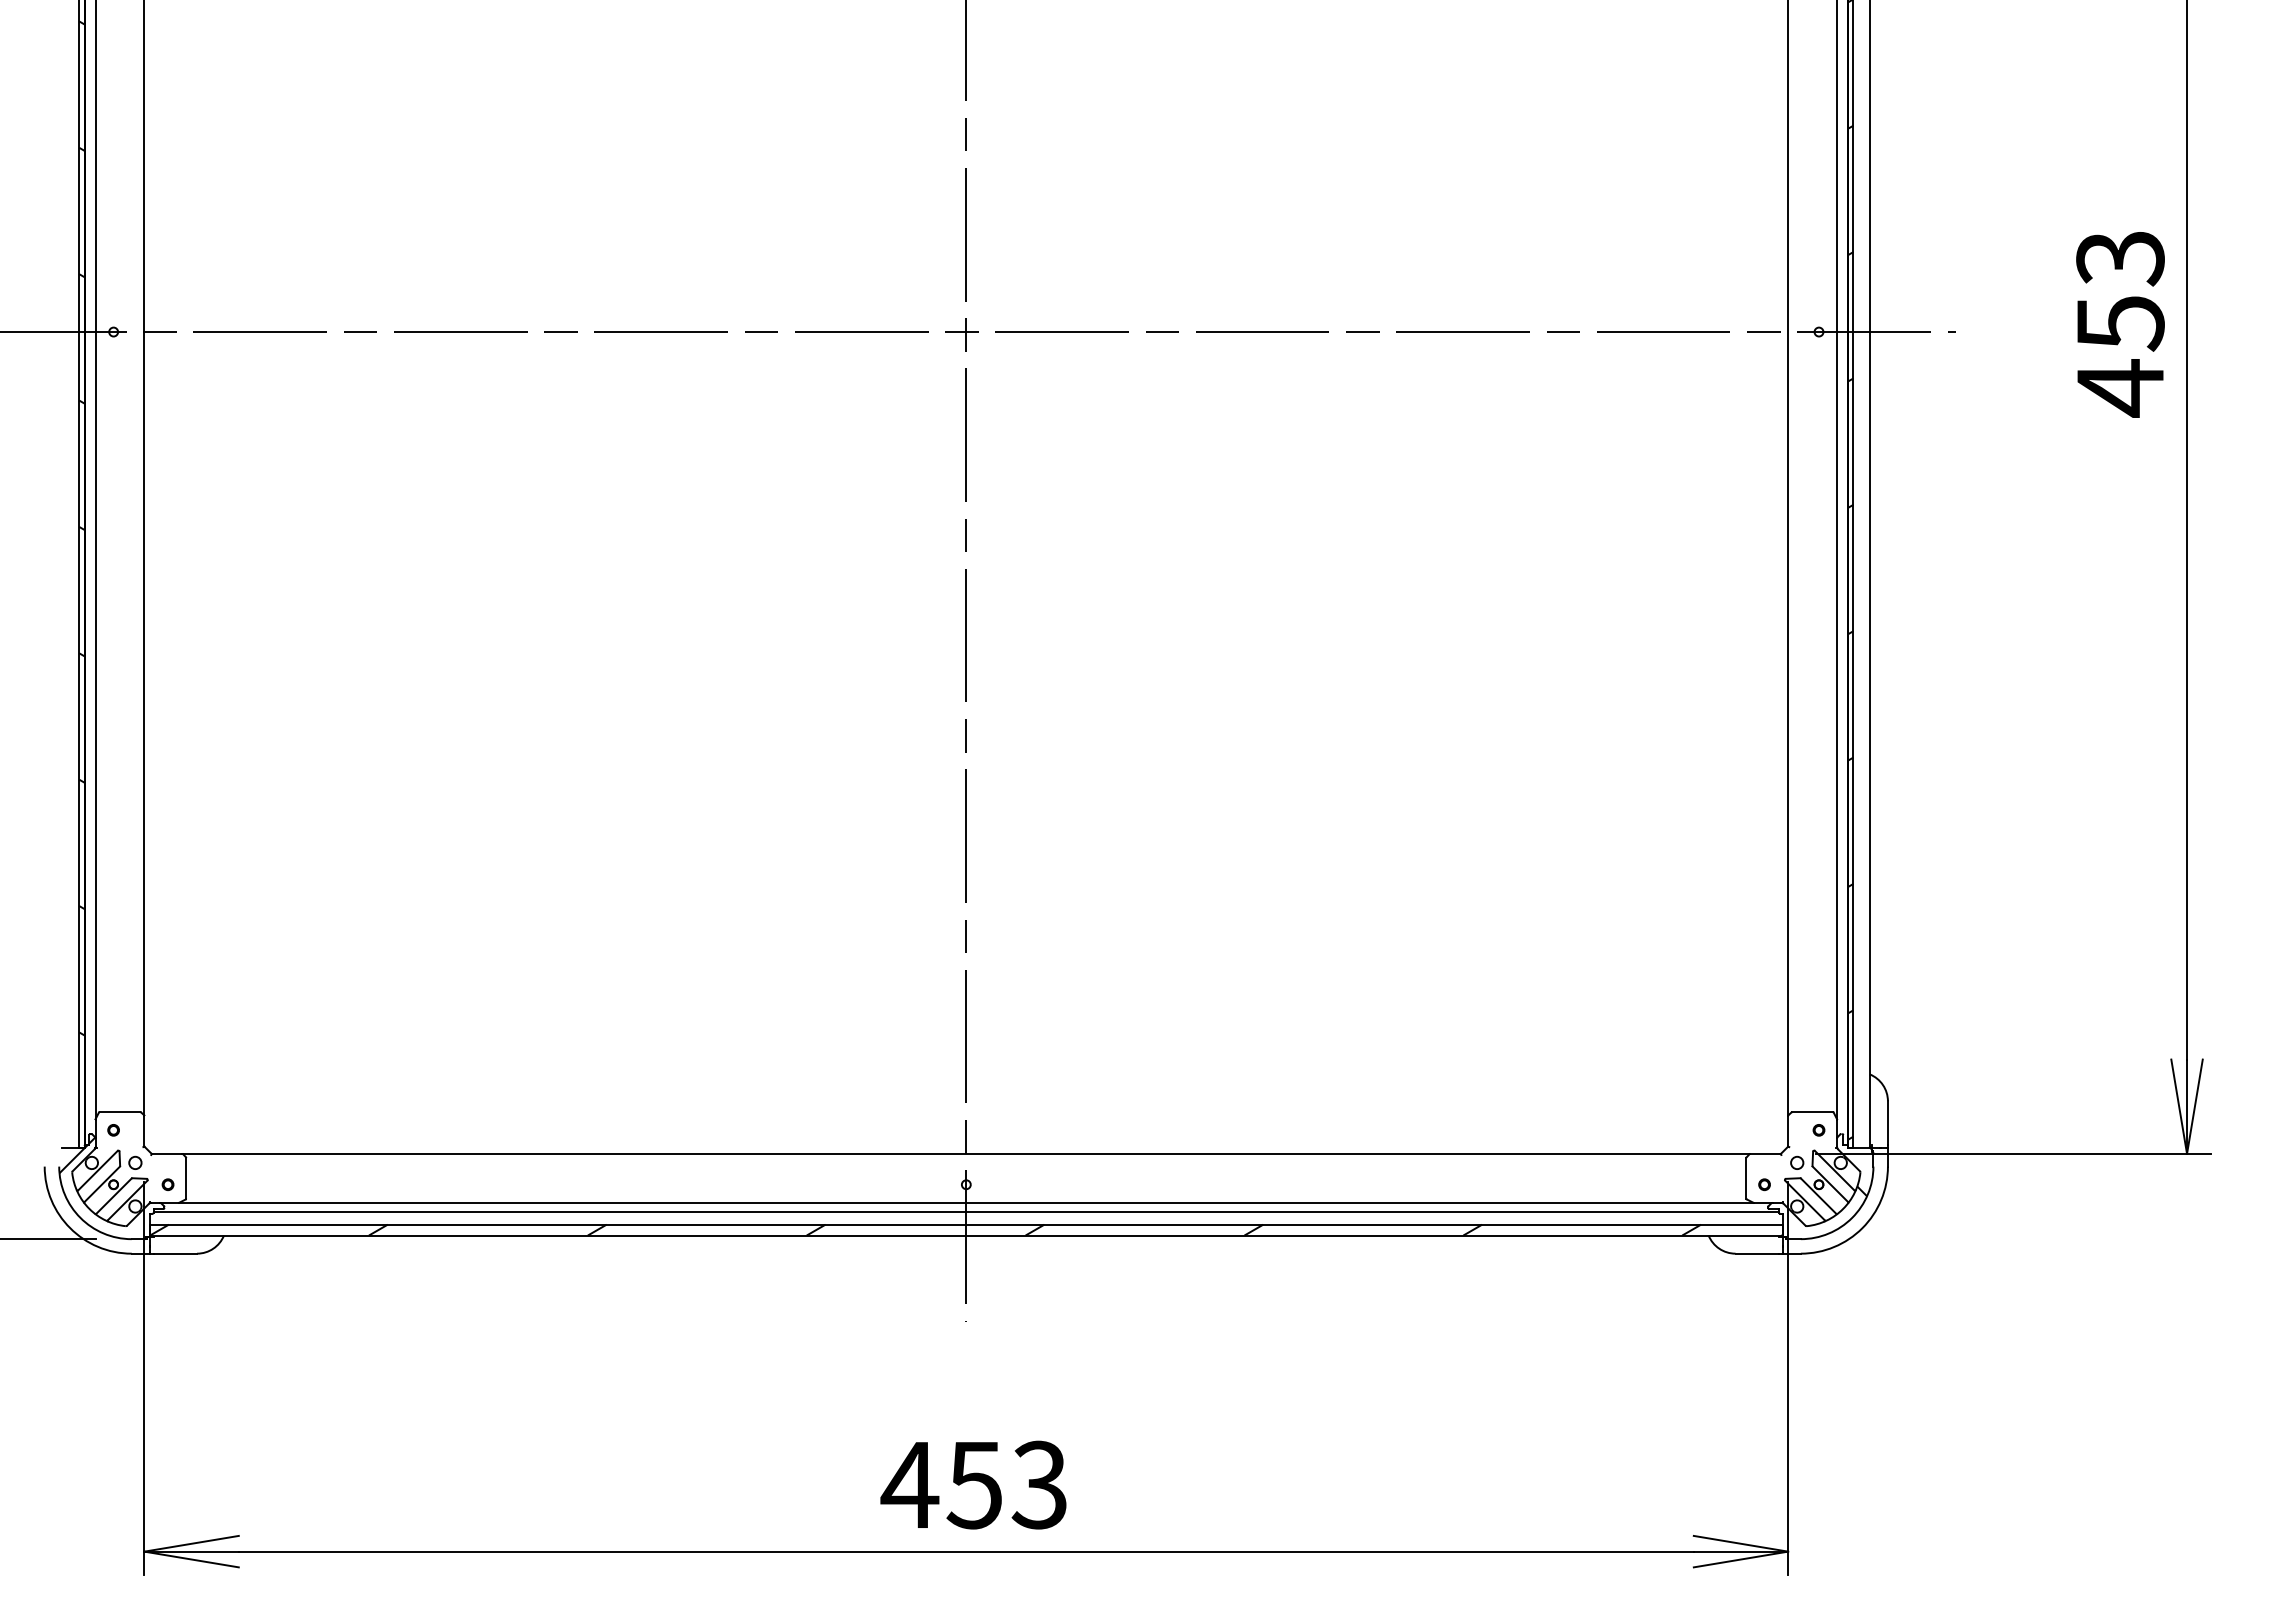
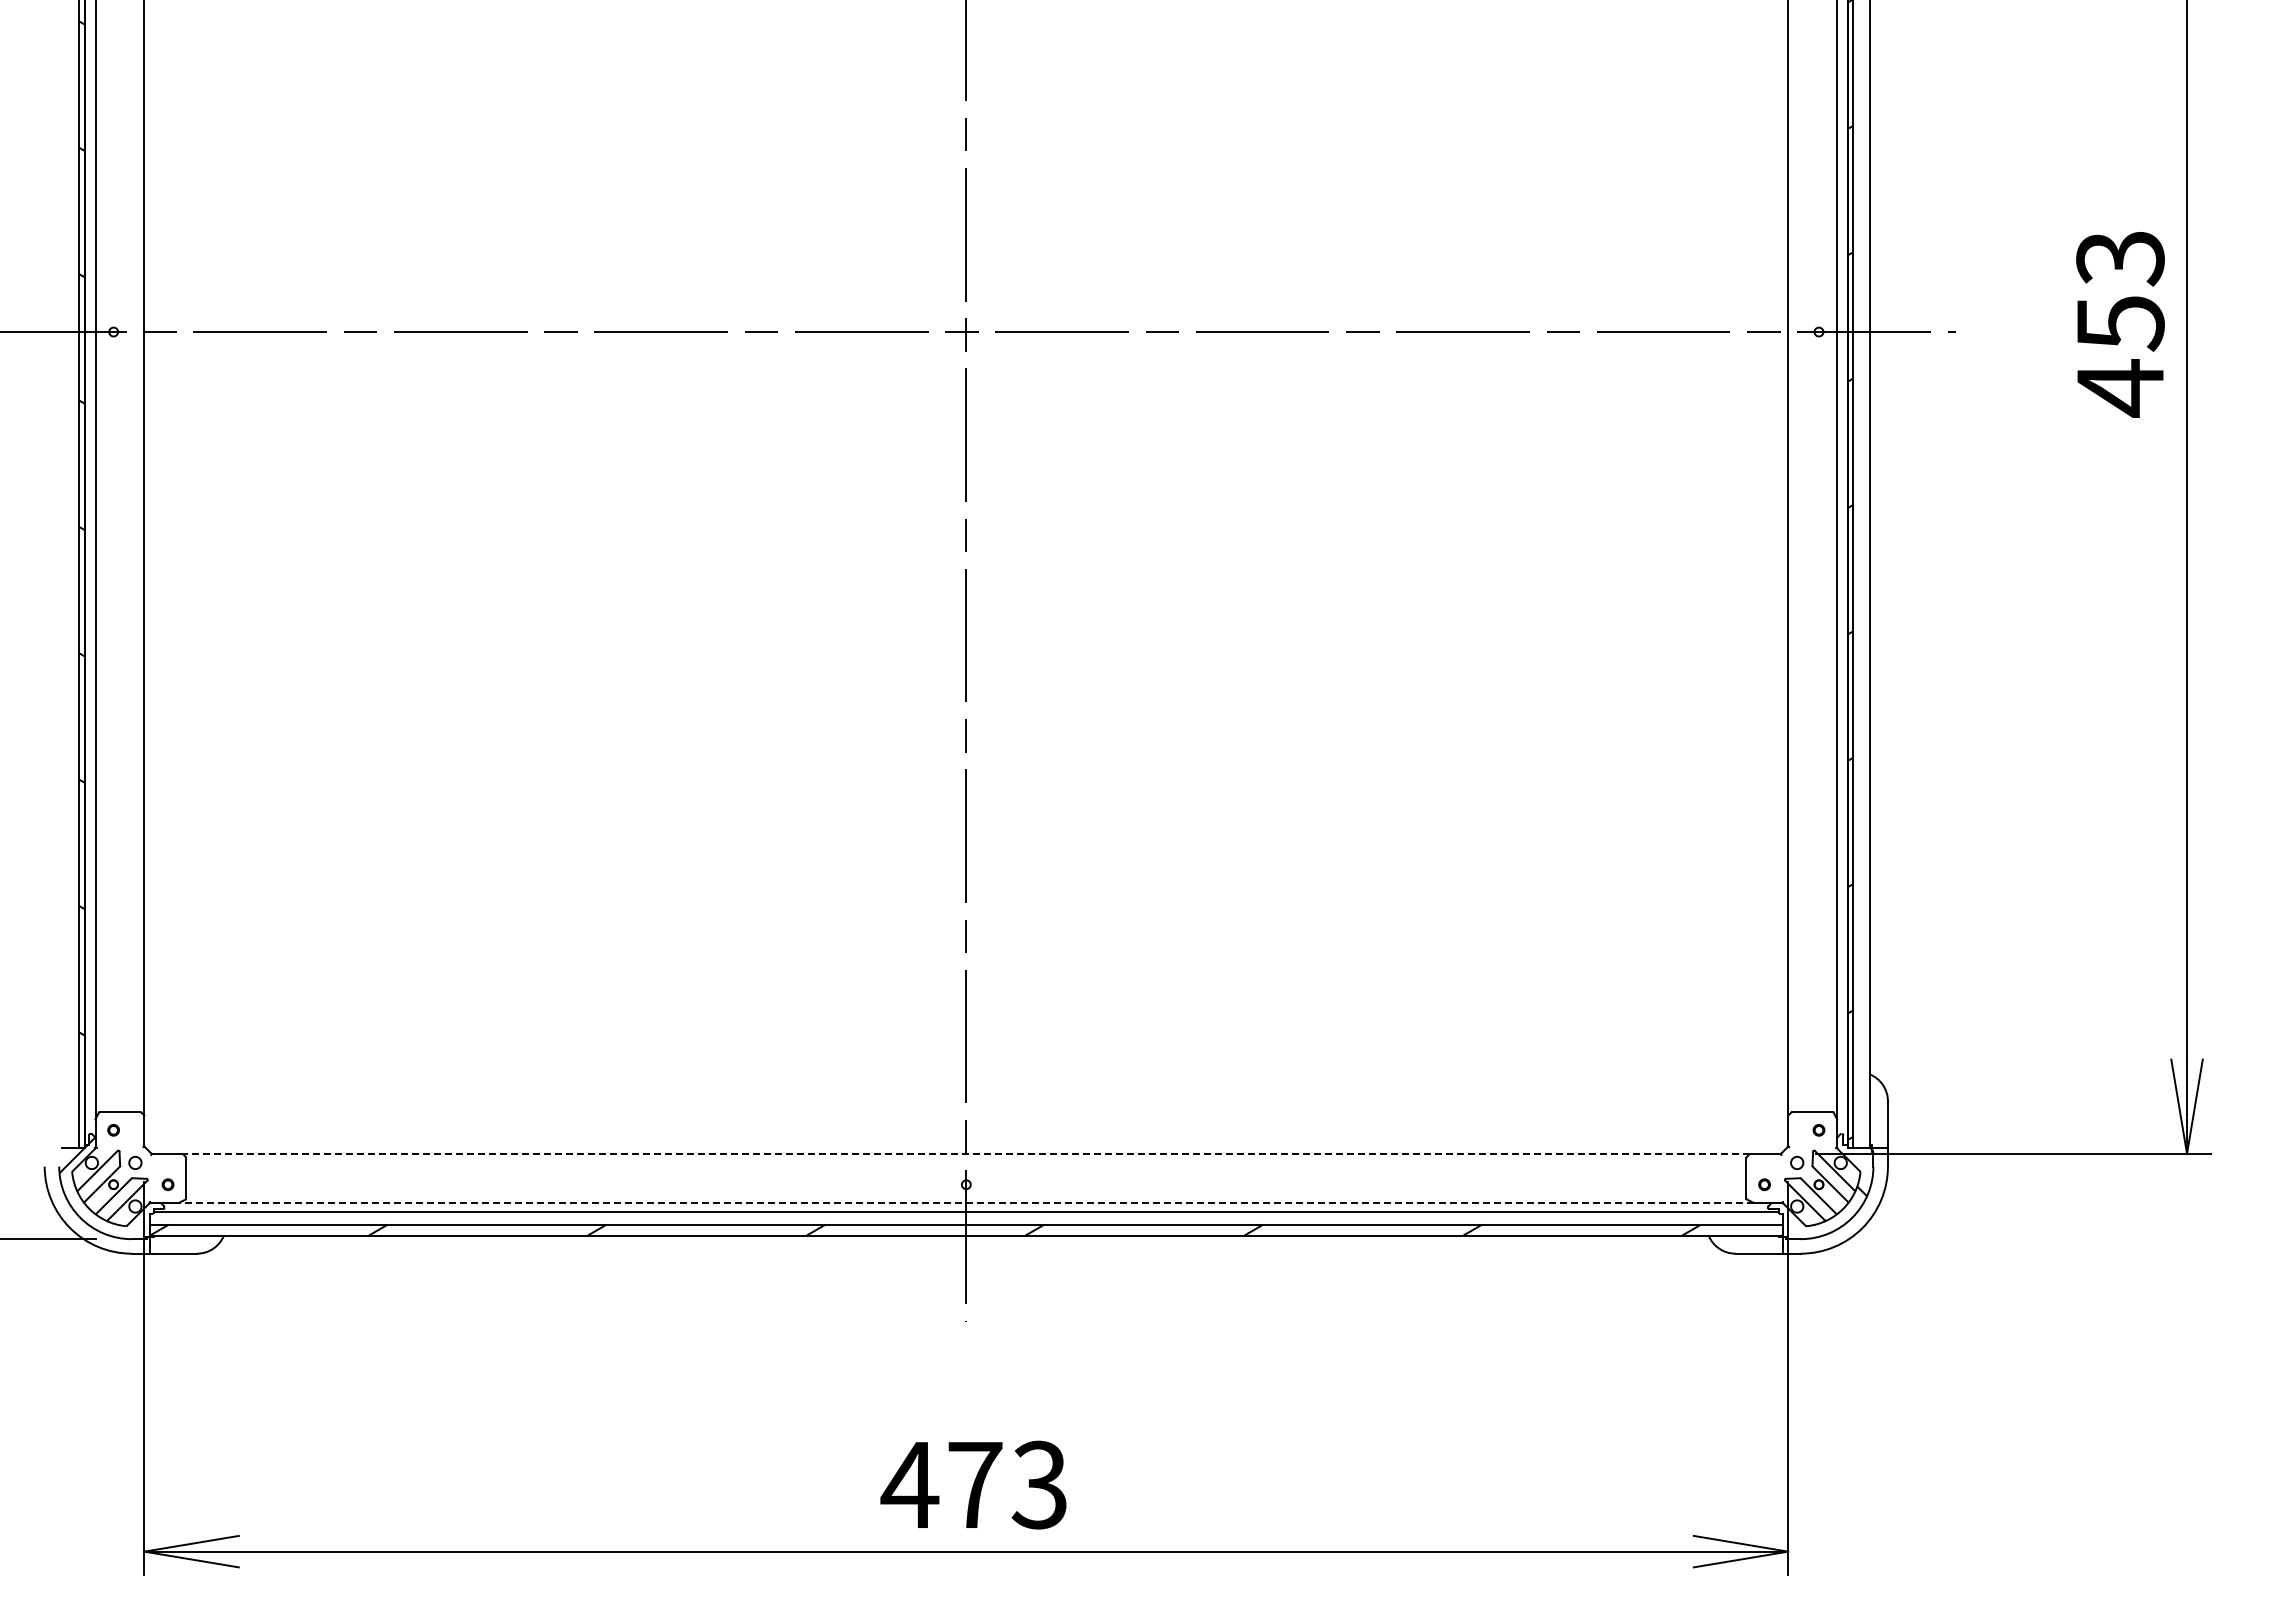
line: solid -> dashed (966, 1153)
line: solid -> dashed (966, 1202)
text: 453 -> 473 (974, 1485)
